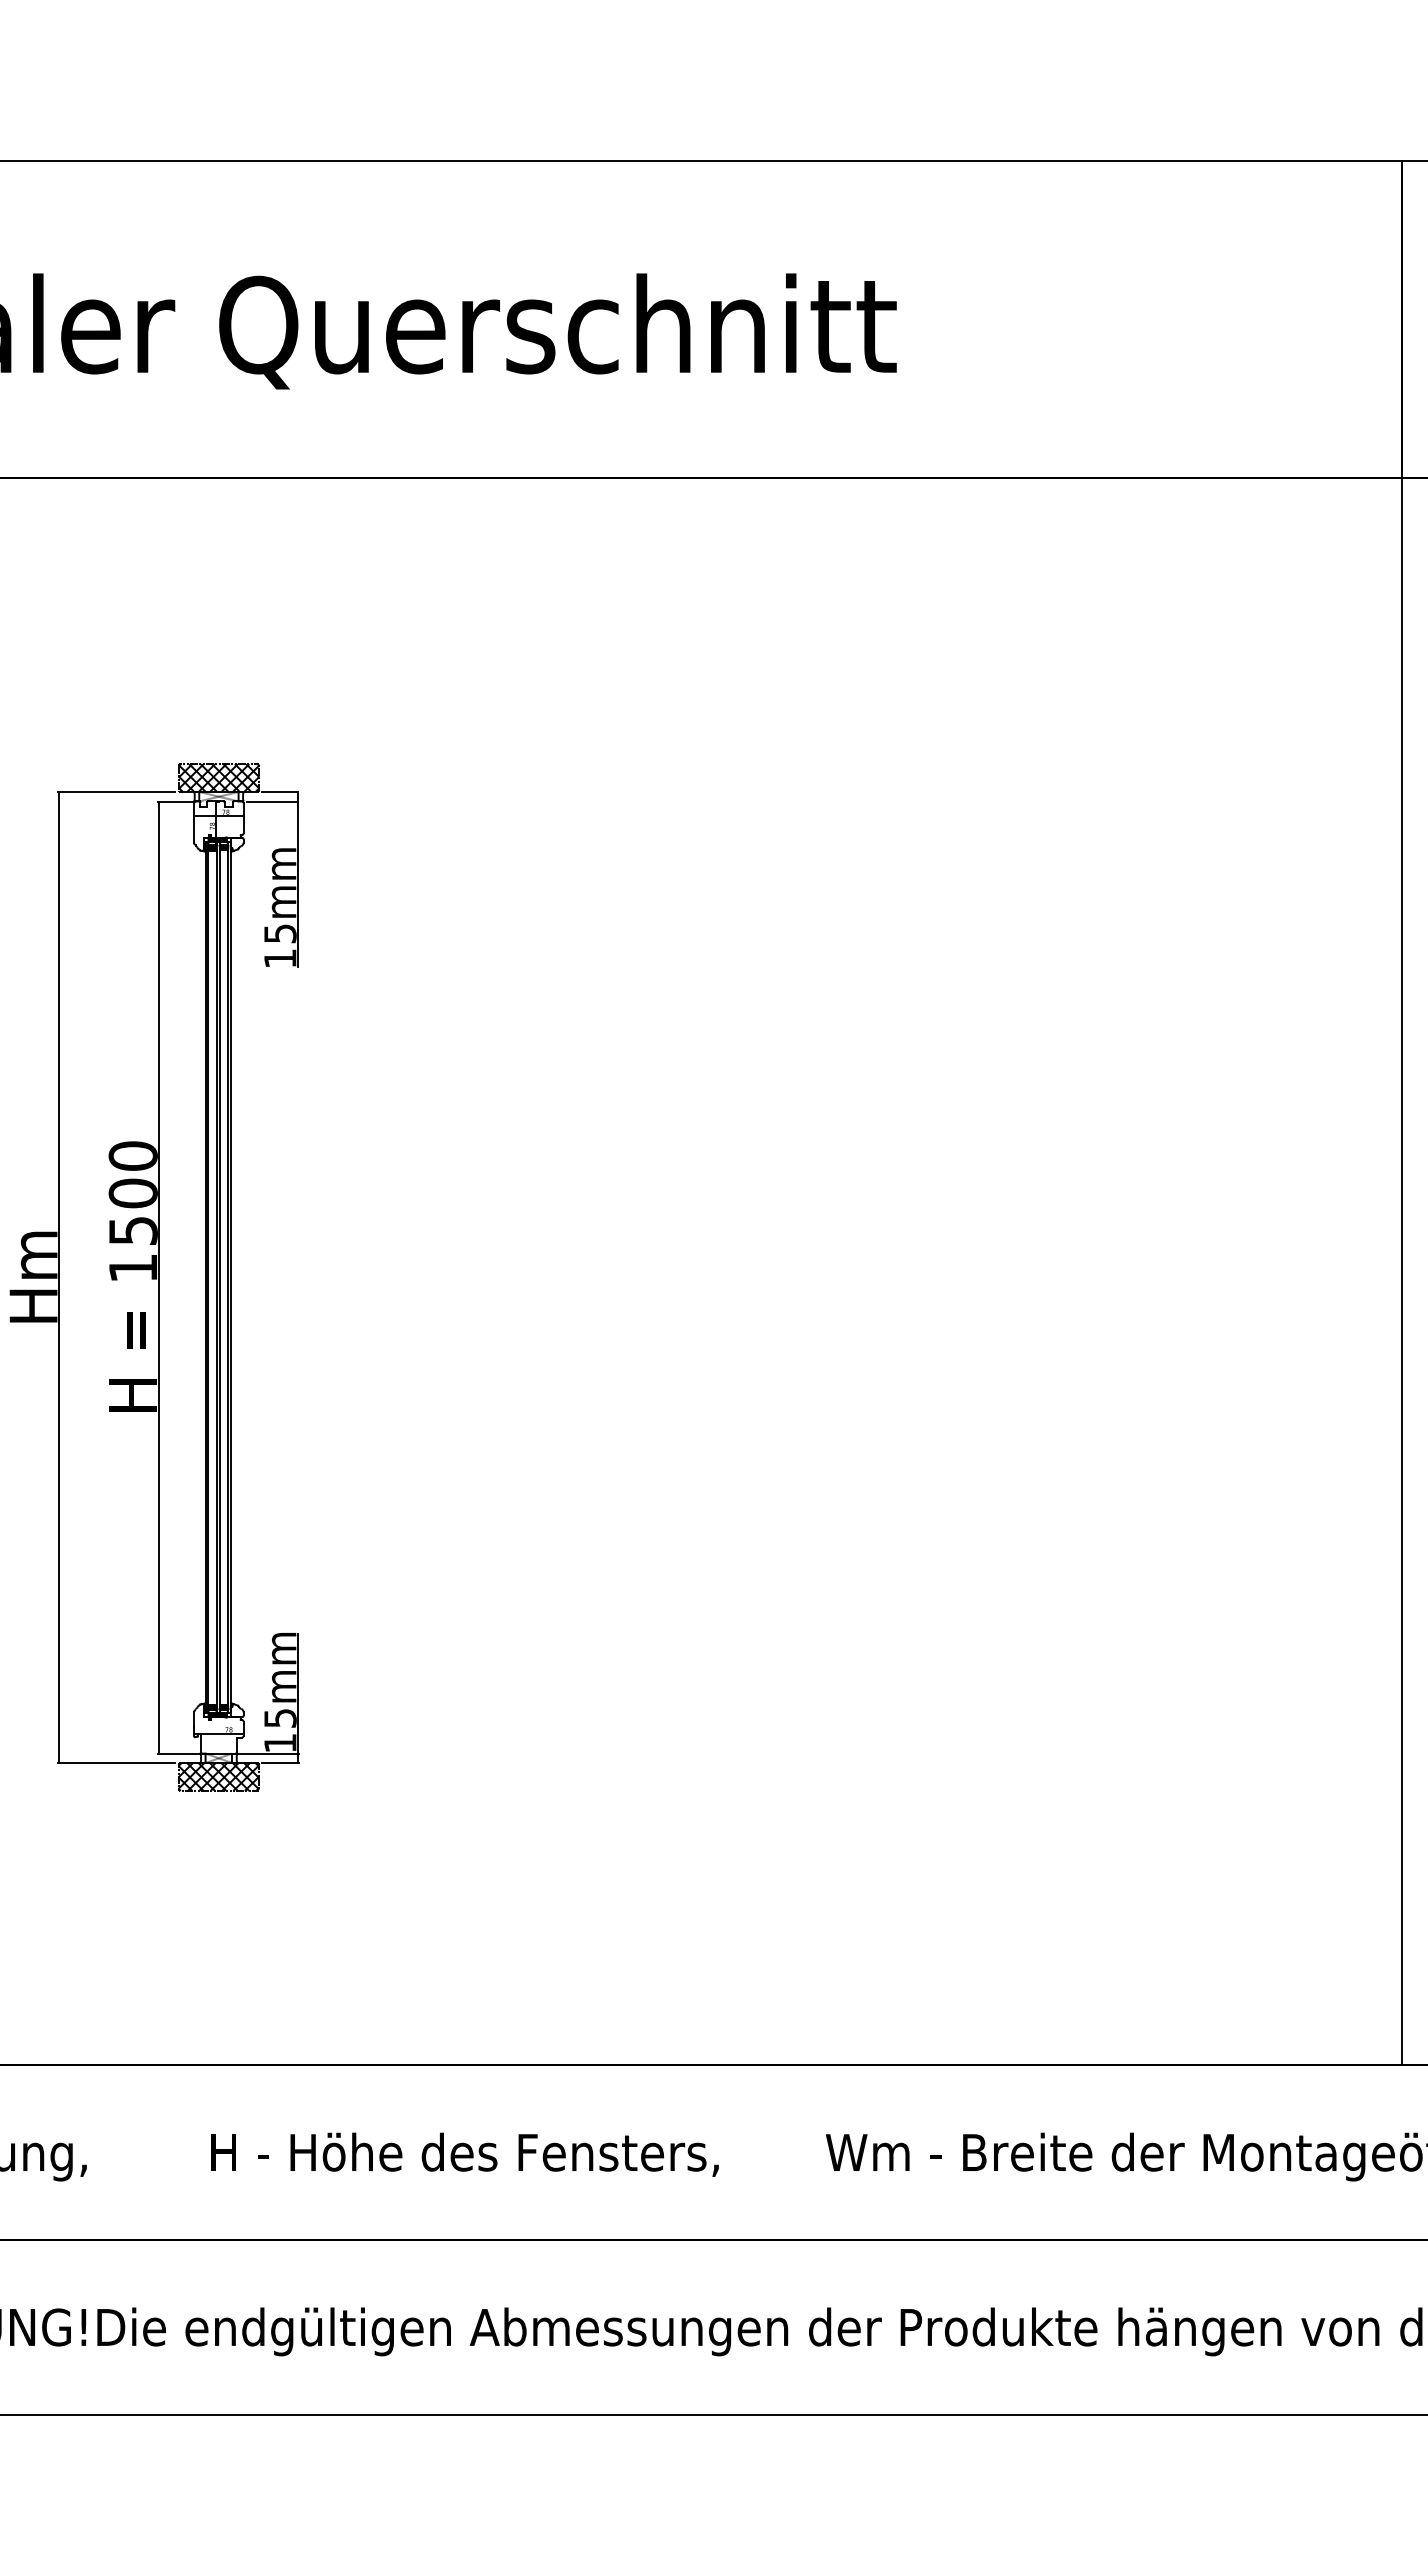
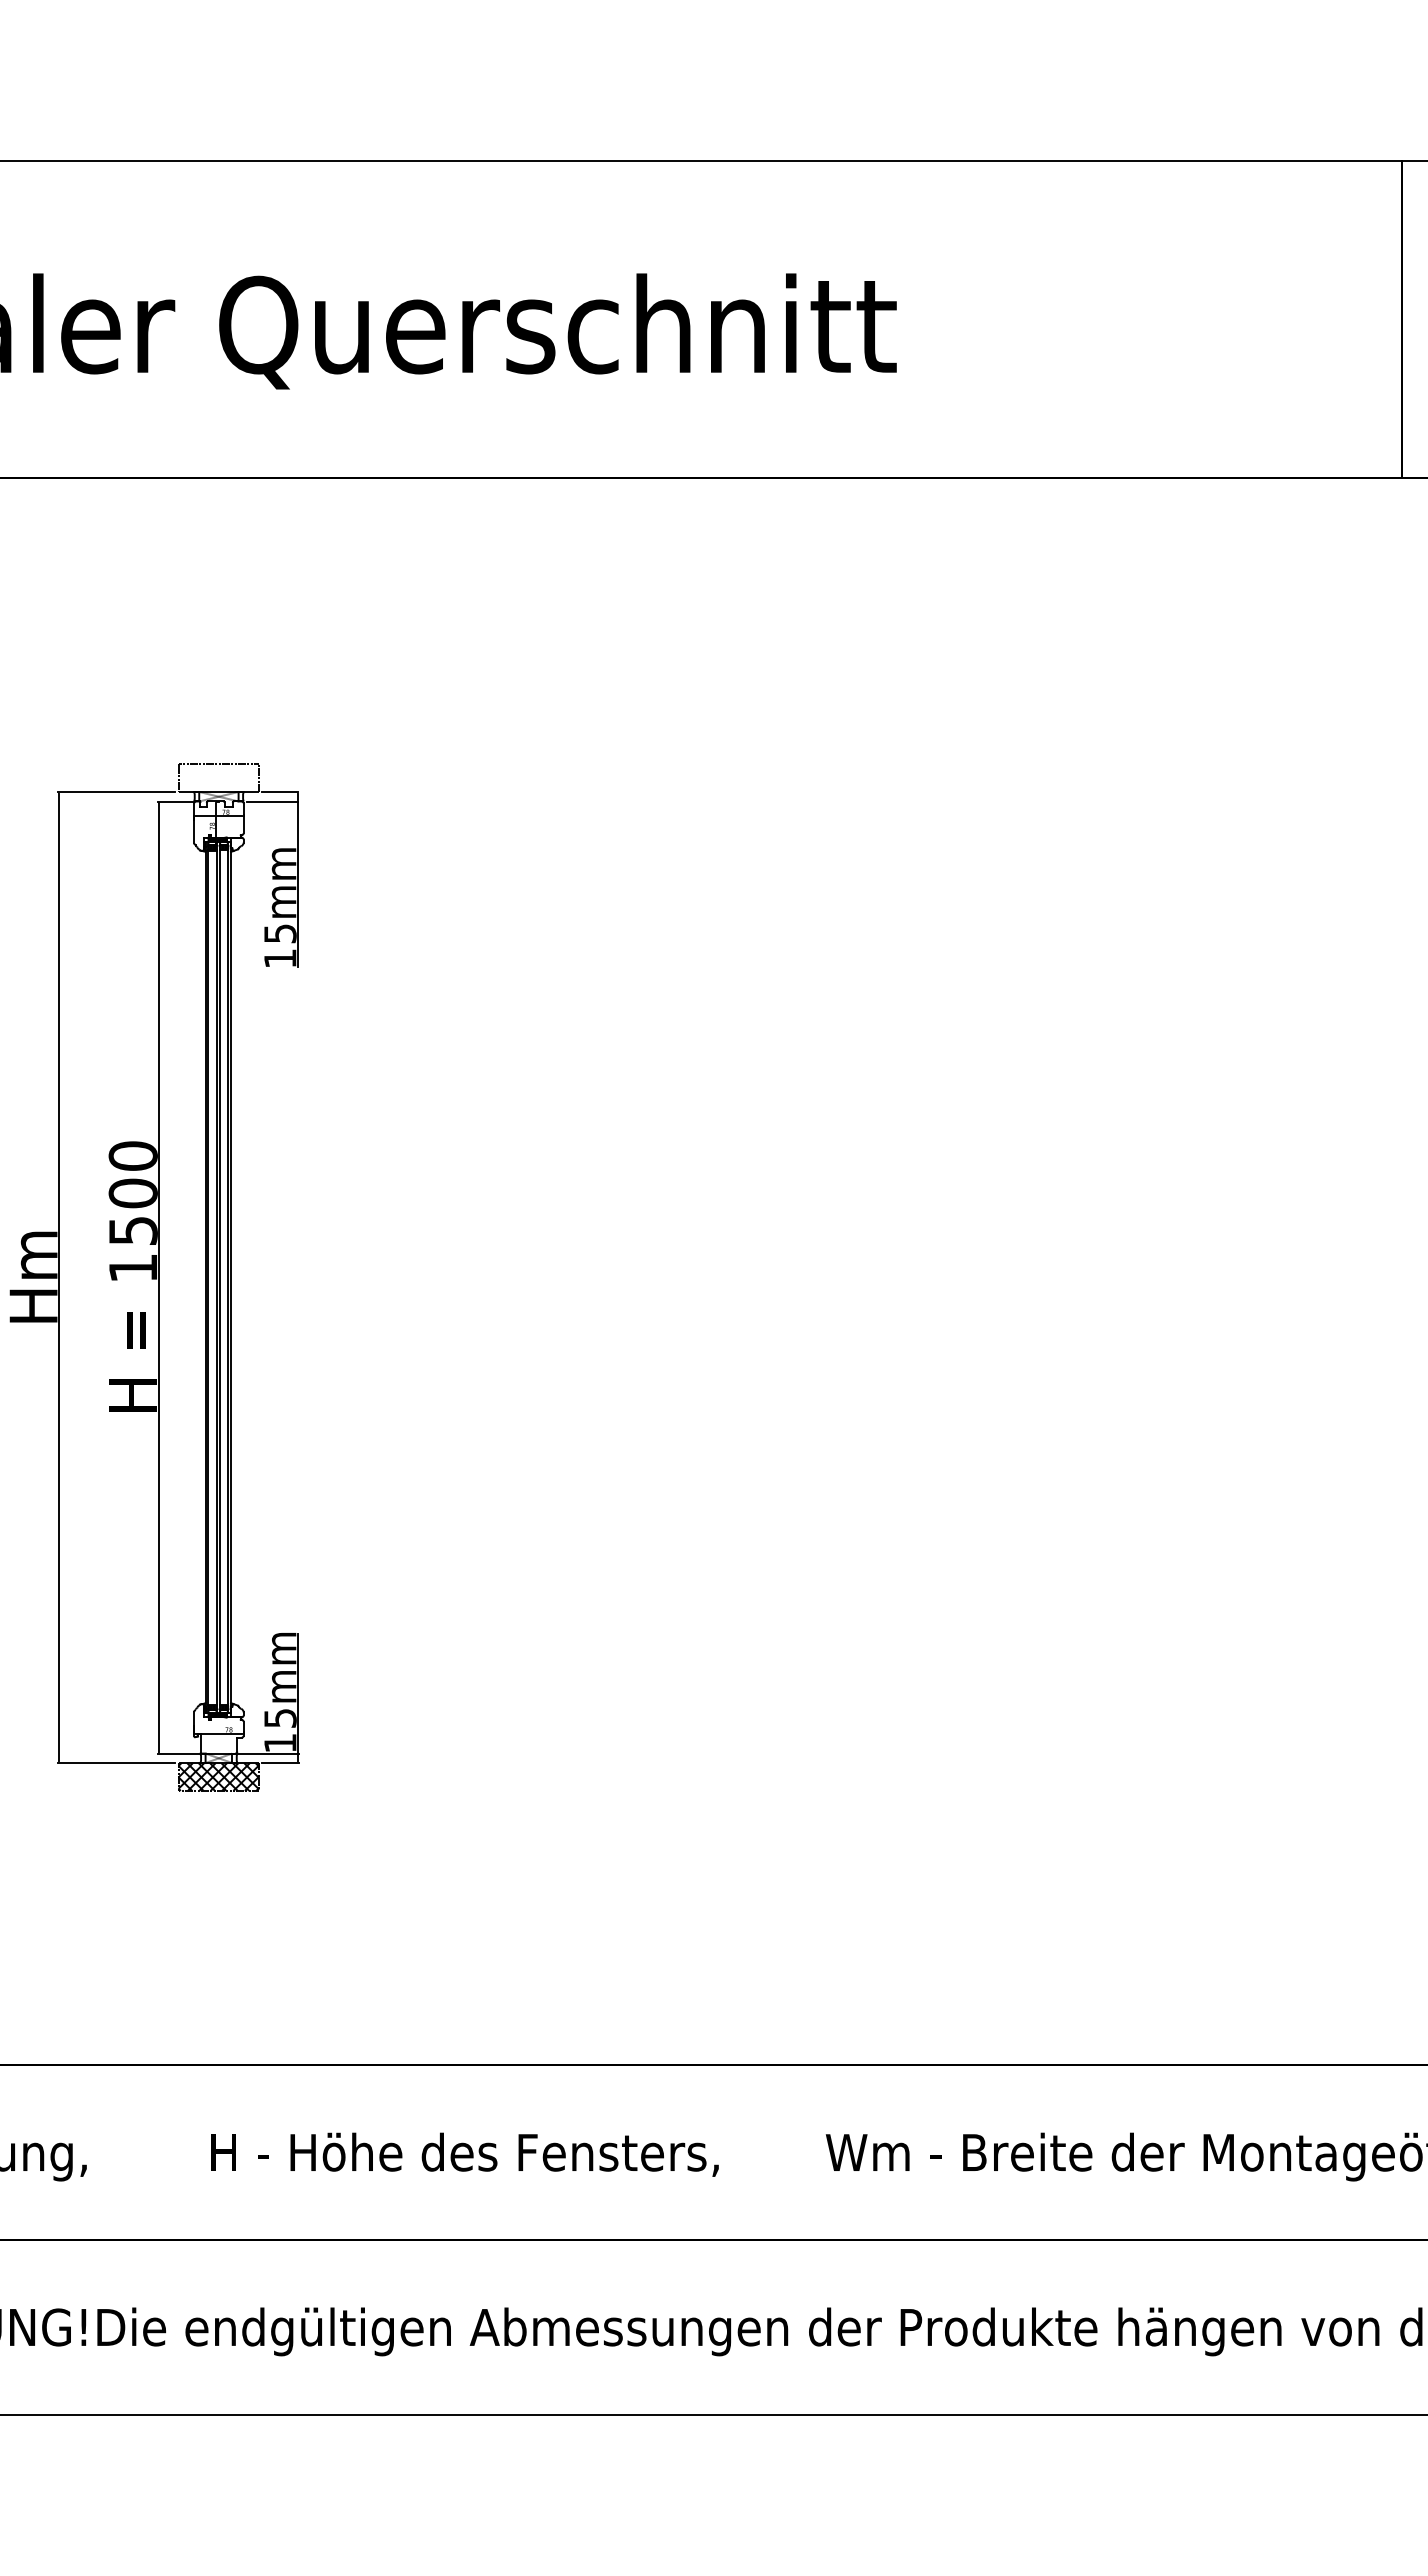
hatch: present -> none (218, 777)
line: present -> none (1401, 1271)
